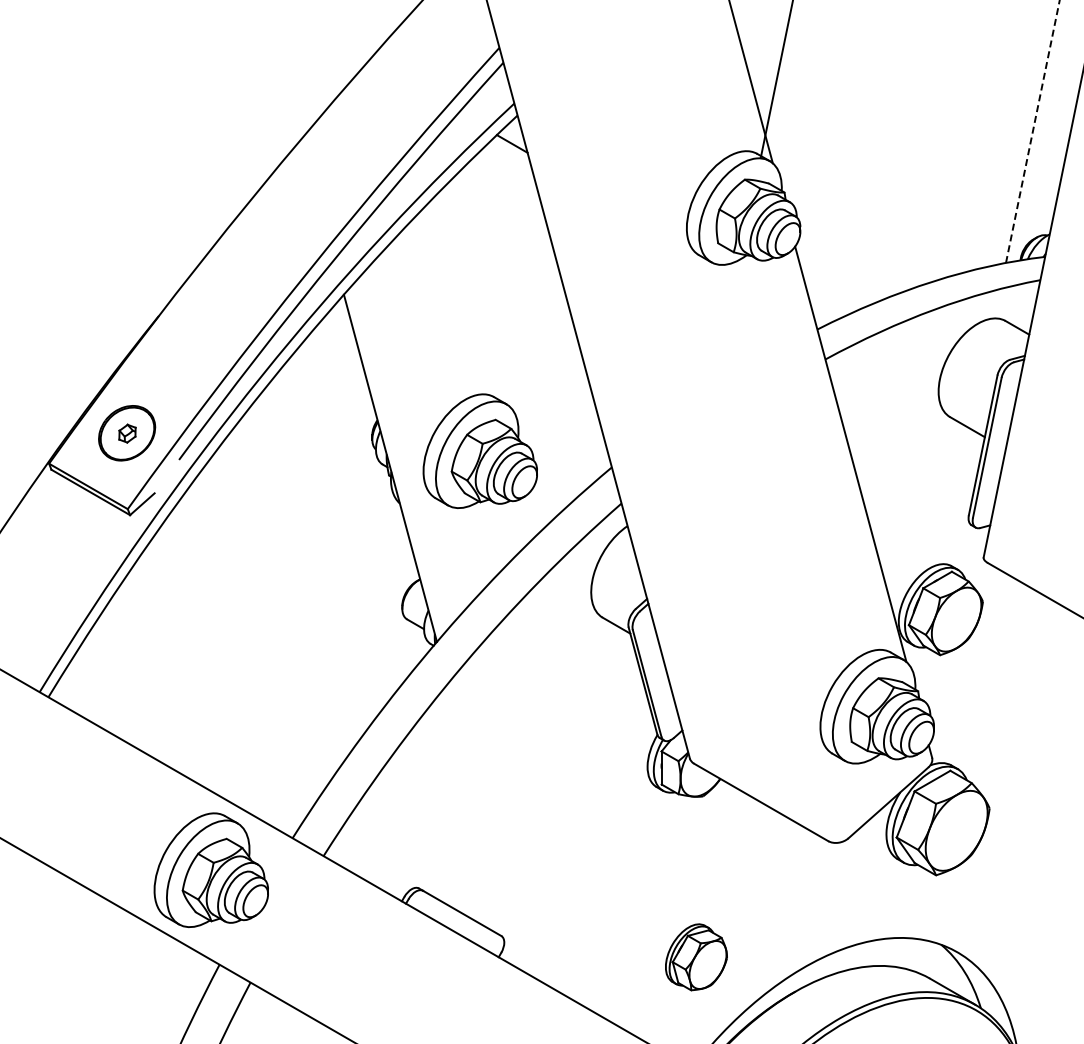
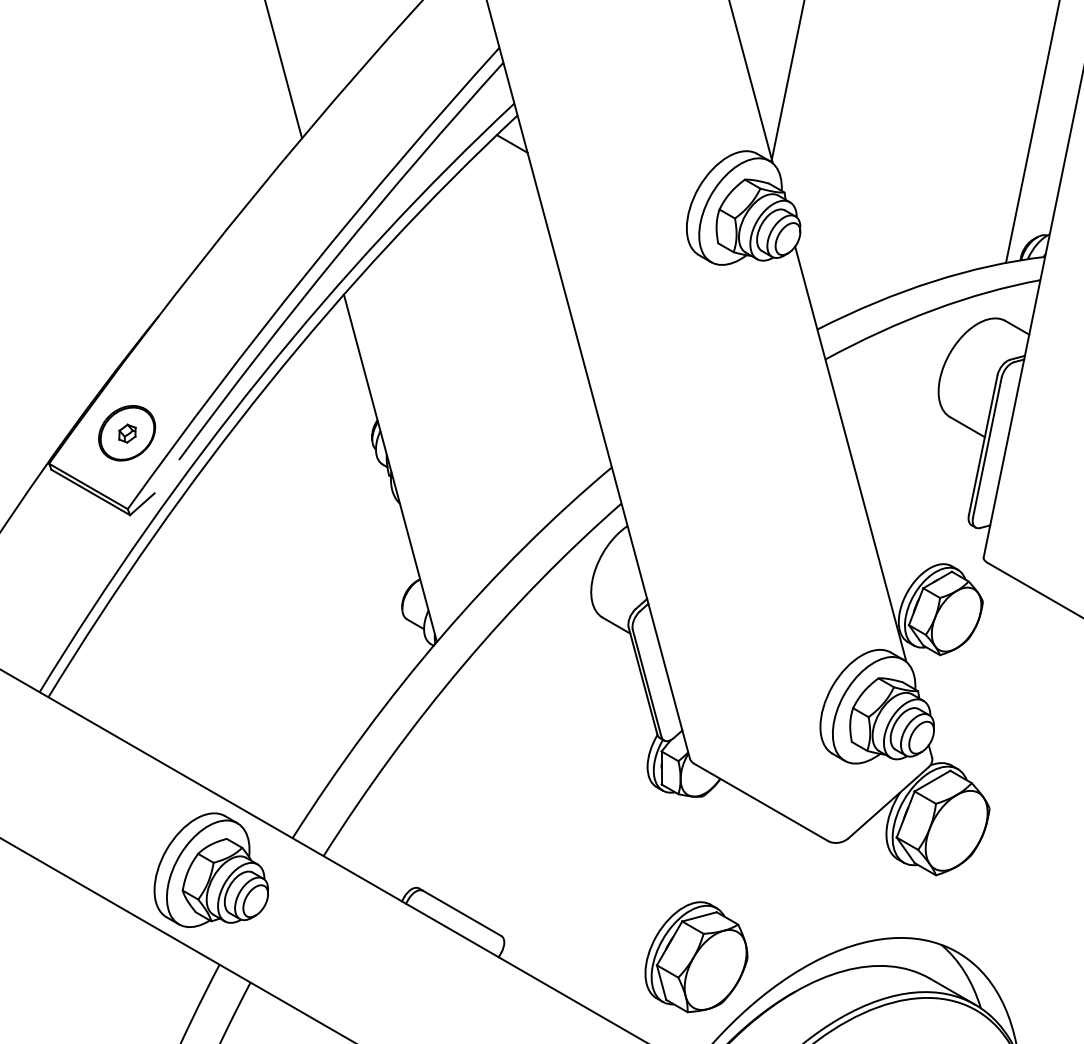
line: none -> present (283, 70)
line position: (776, 79) -> (787, 80) (787, 80)
line: dashed -> solid (1032, 131)
part: present -> none (479, 450)
part size: 63x69 px -> 105x113 px (696, 957)
